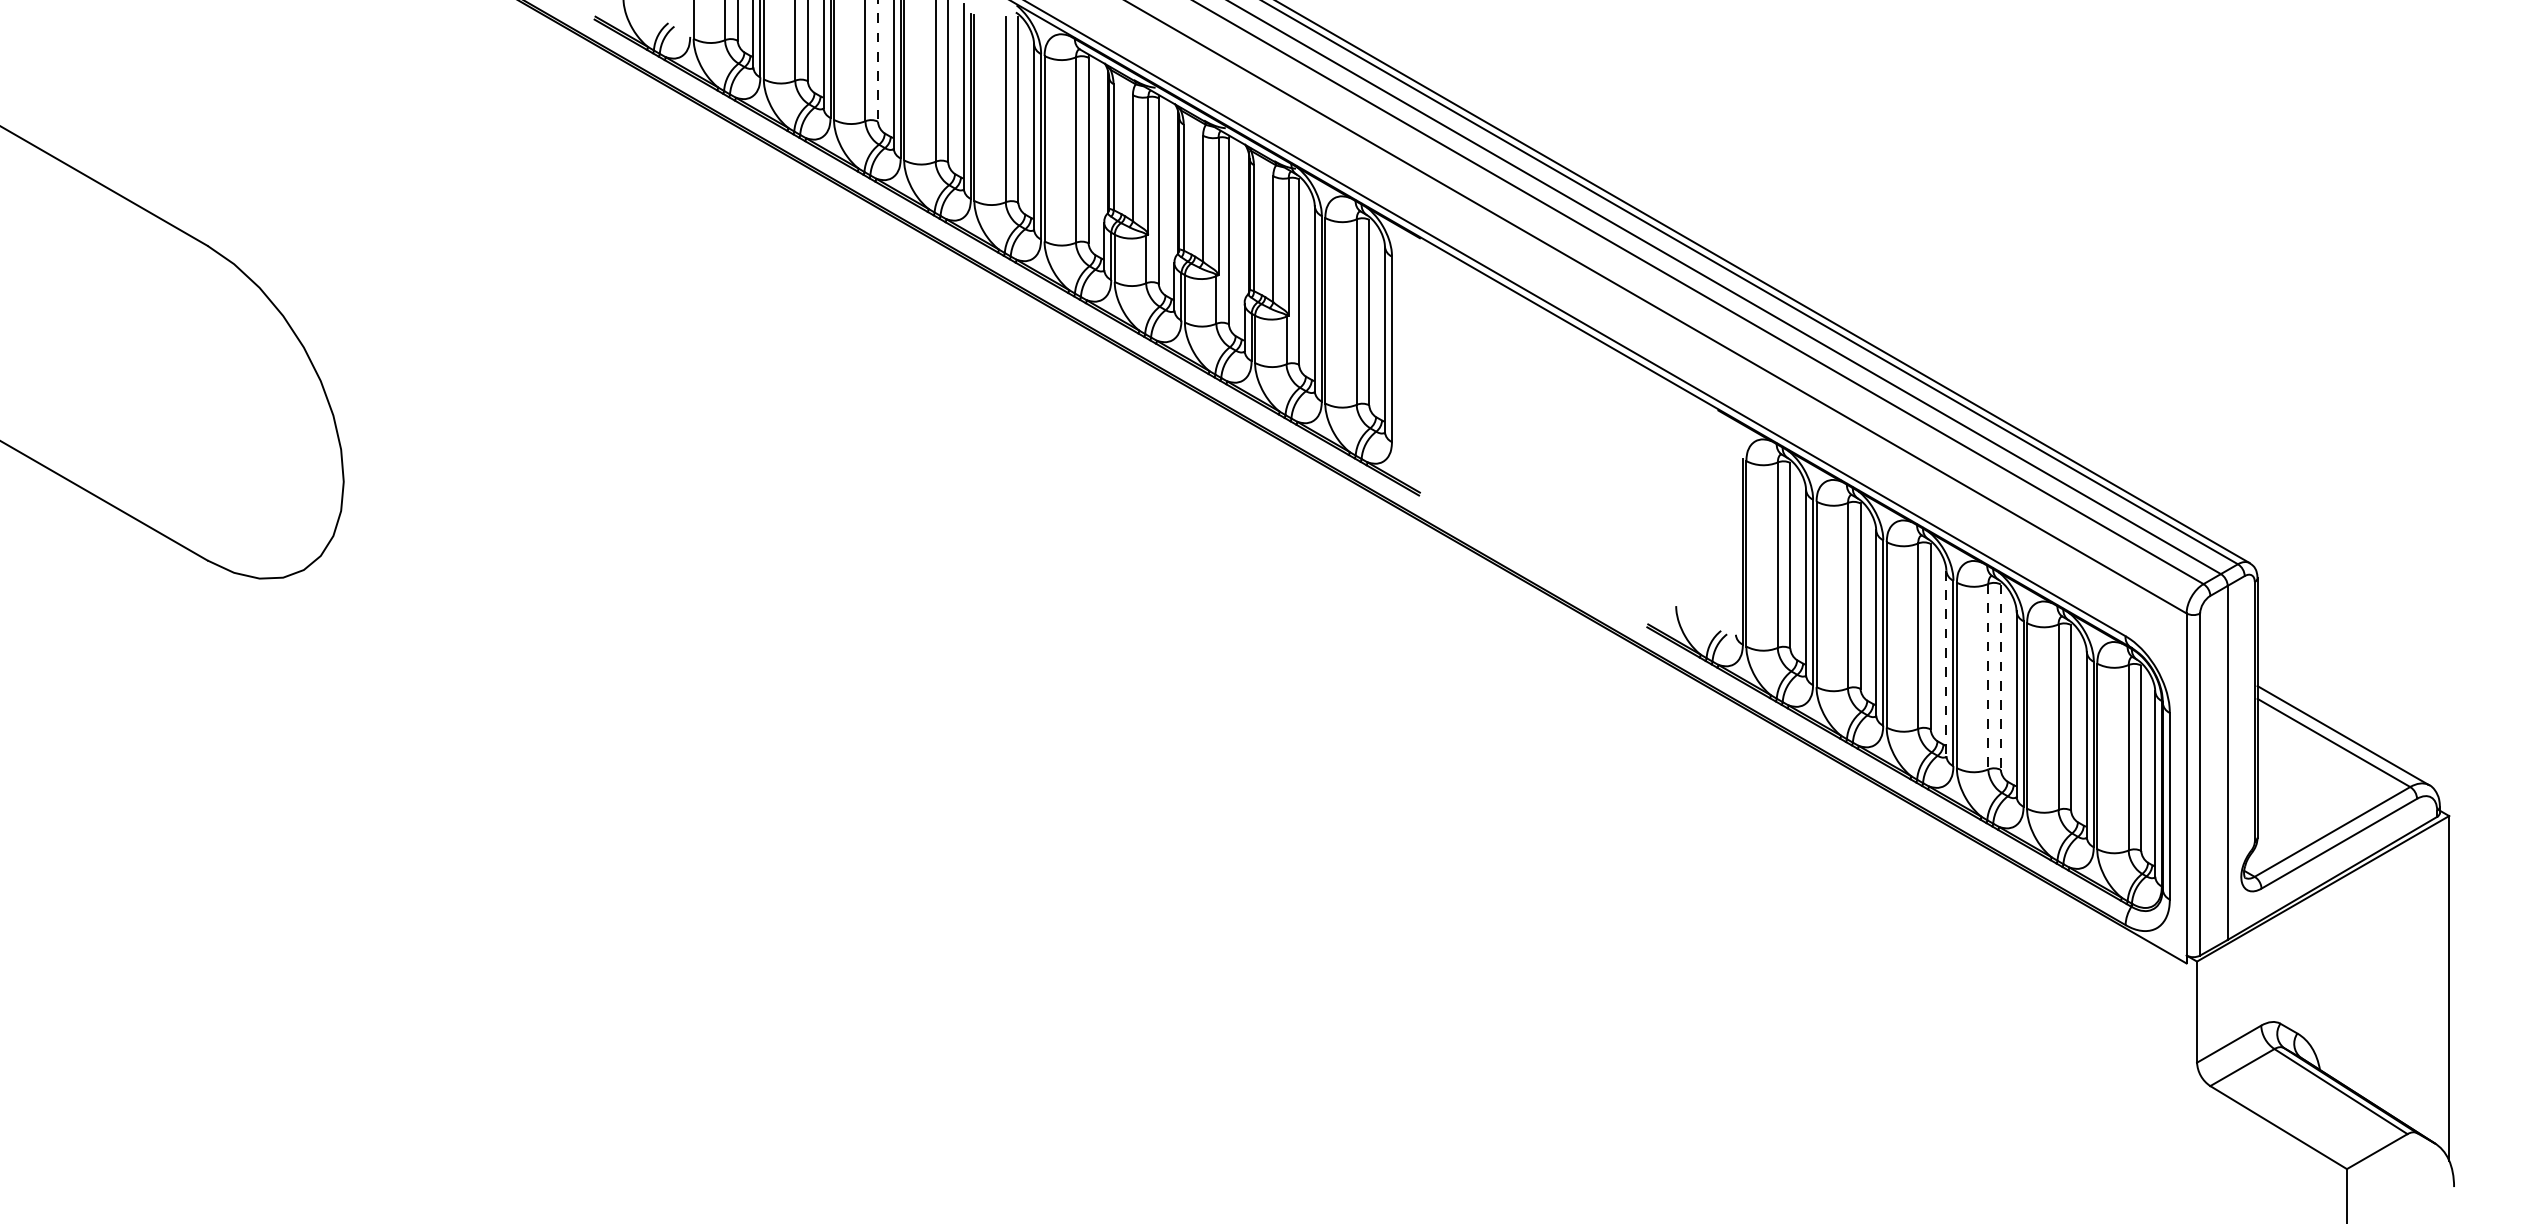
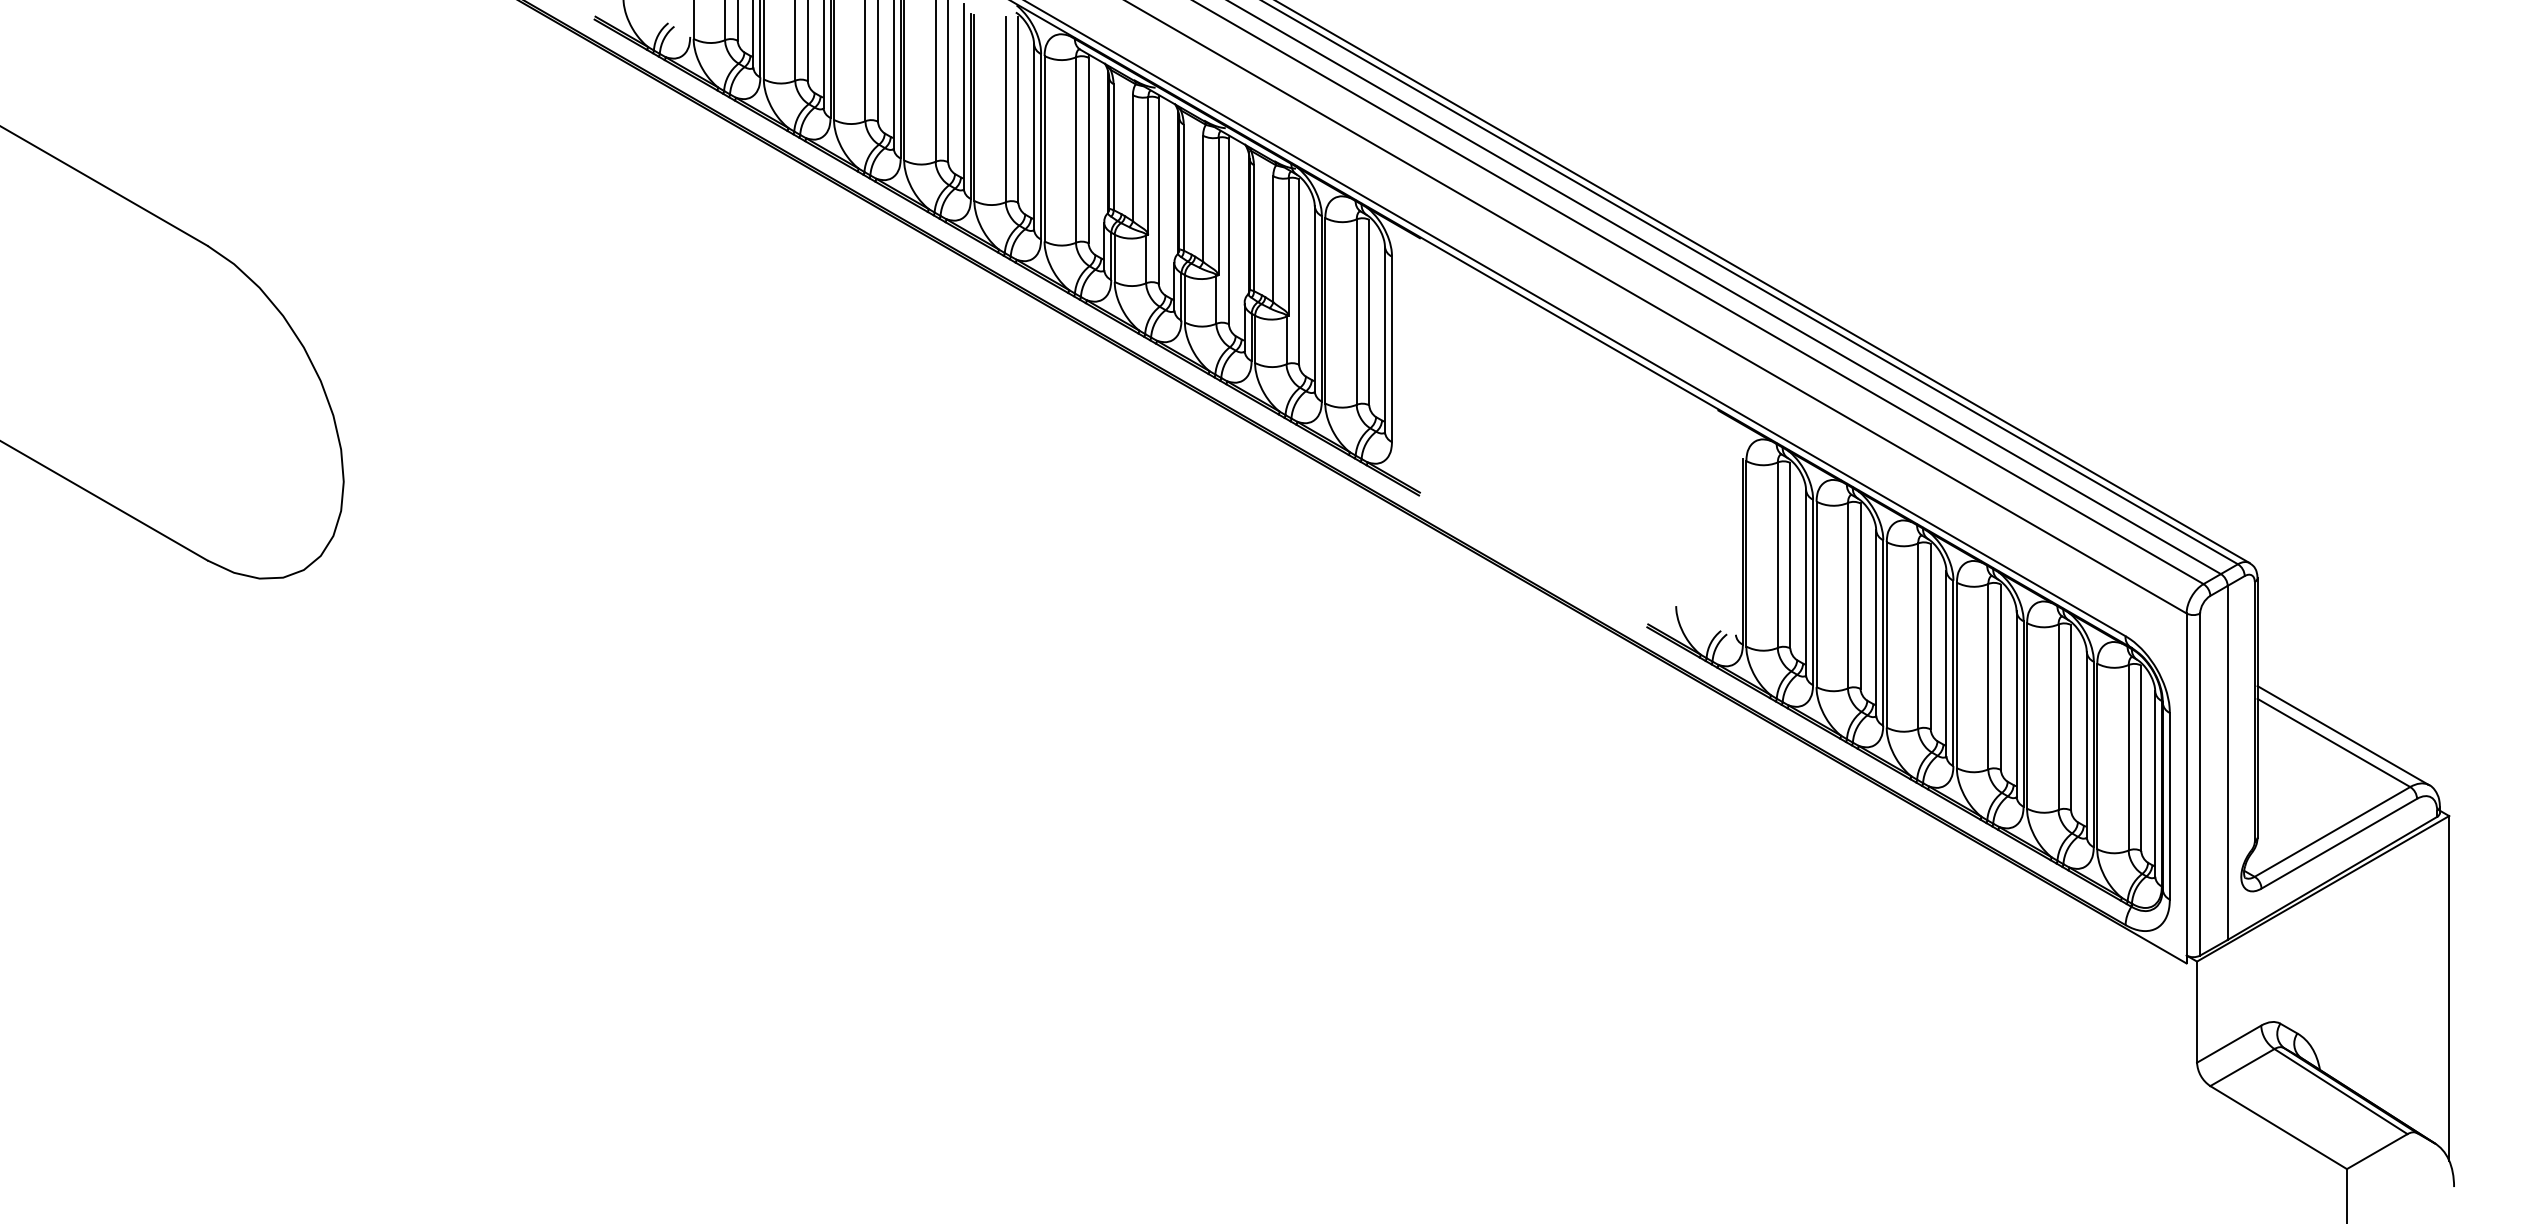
line: dashed -> solid (878, 60)
line: dashed -> solid (1946, 663)
line: dashed -> solid (1988, 676)
line: dashed -> solid (2000, 677)
